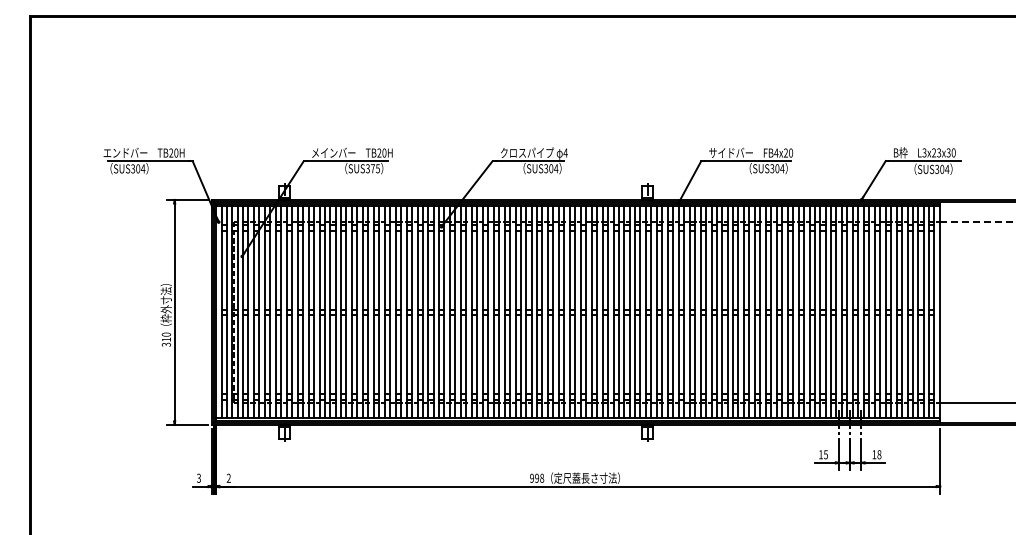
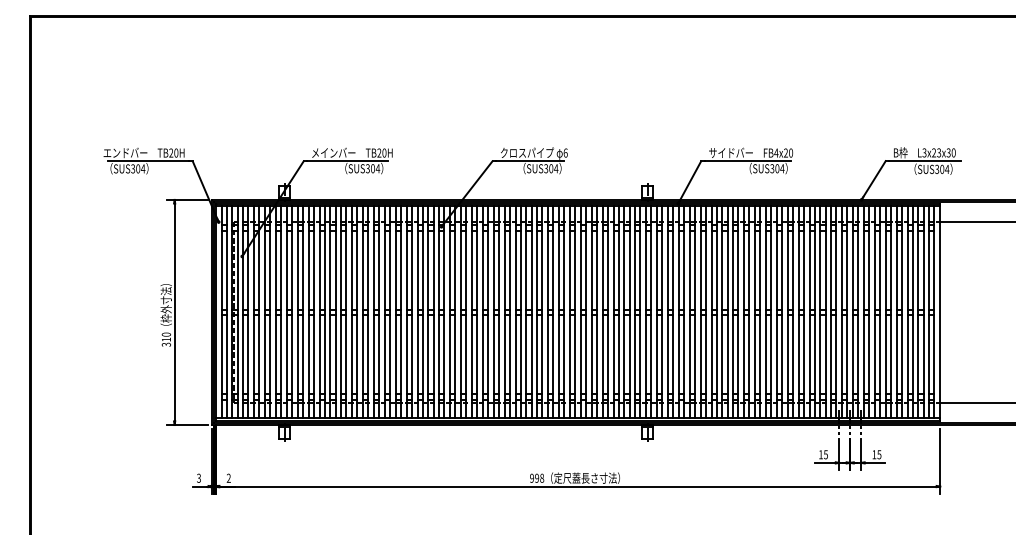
text: 4 -> 6 (565, 152)
text: SUS375 -> SUS304 (375, 168)
line: dashed -> solid (978, 221)
text: 18 -> 15 (879, 454)
